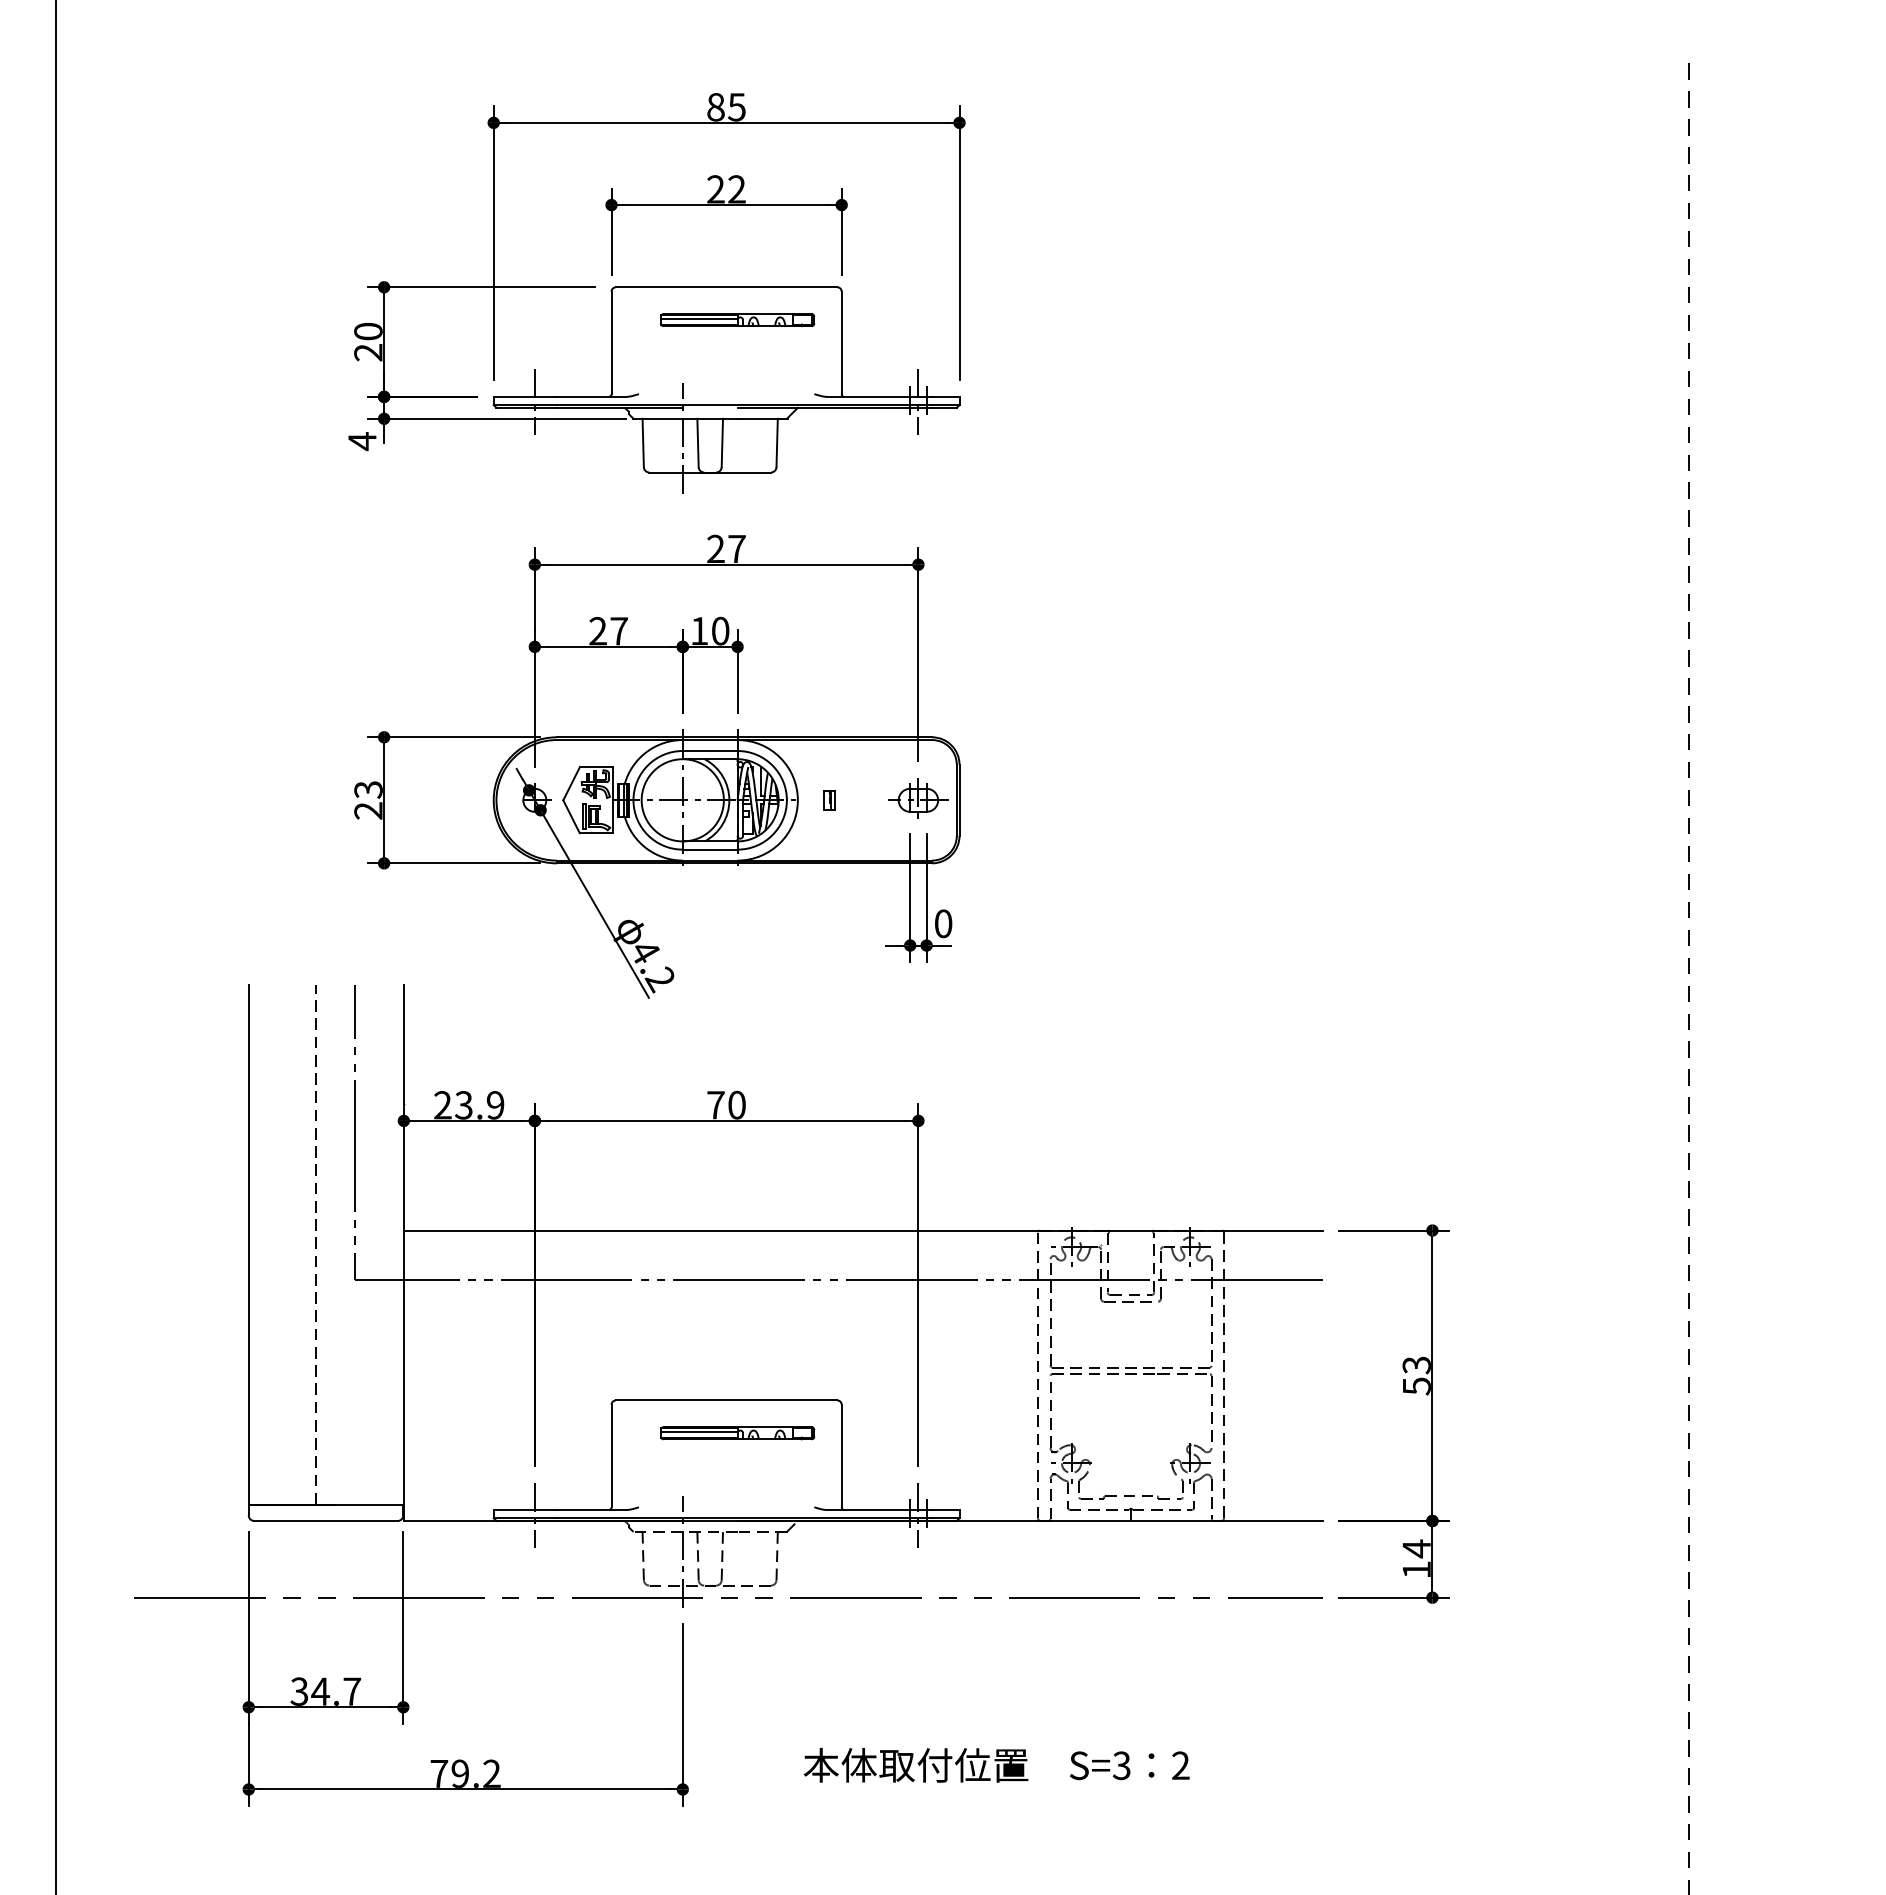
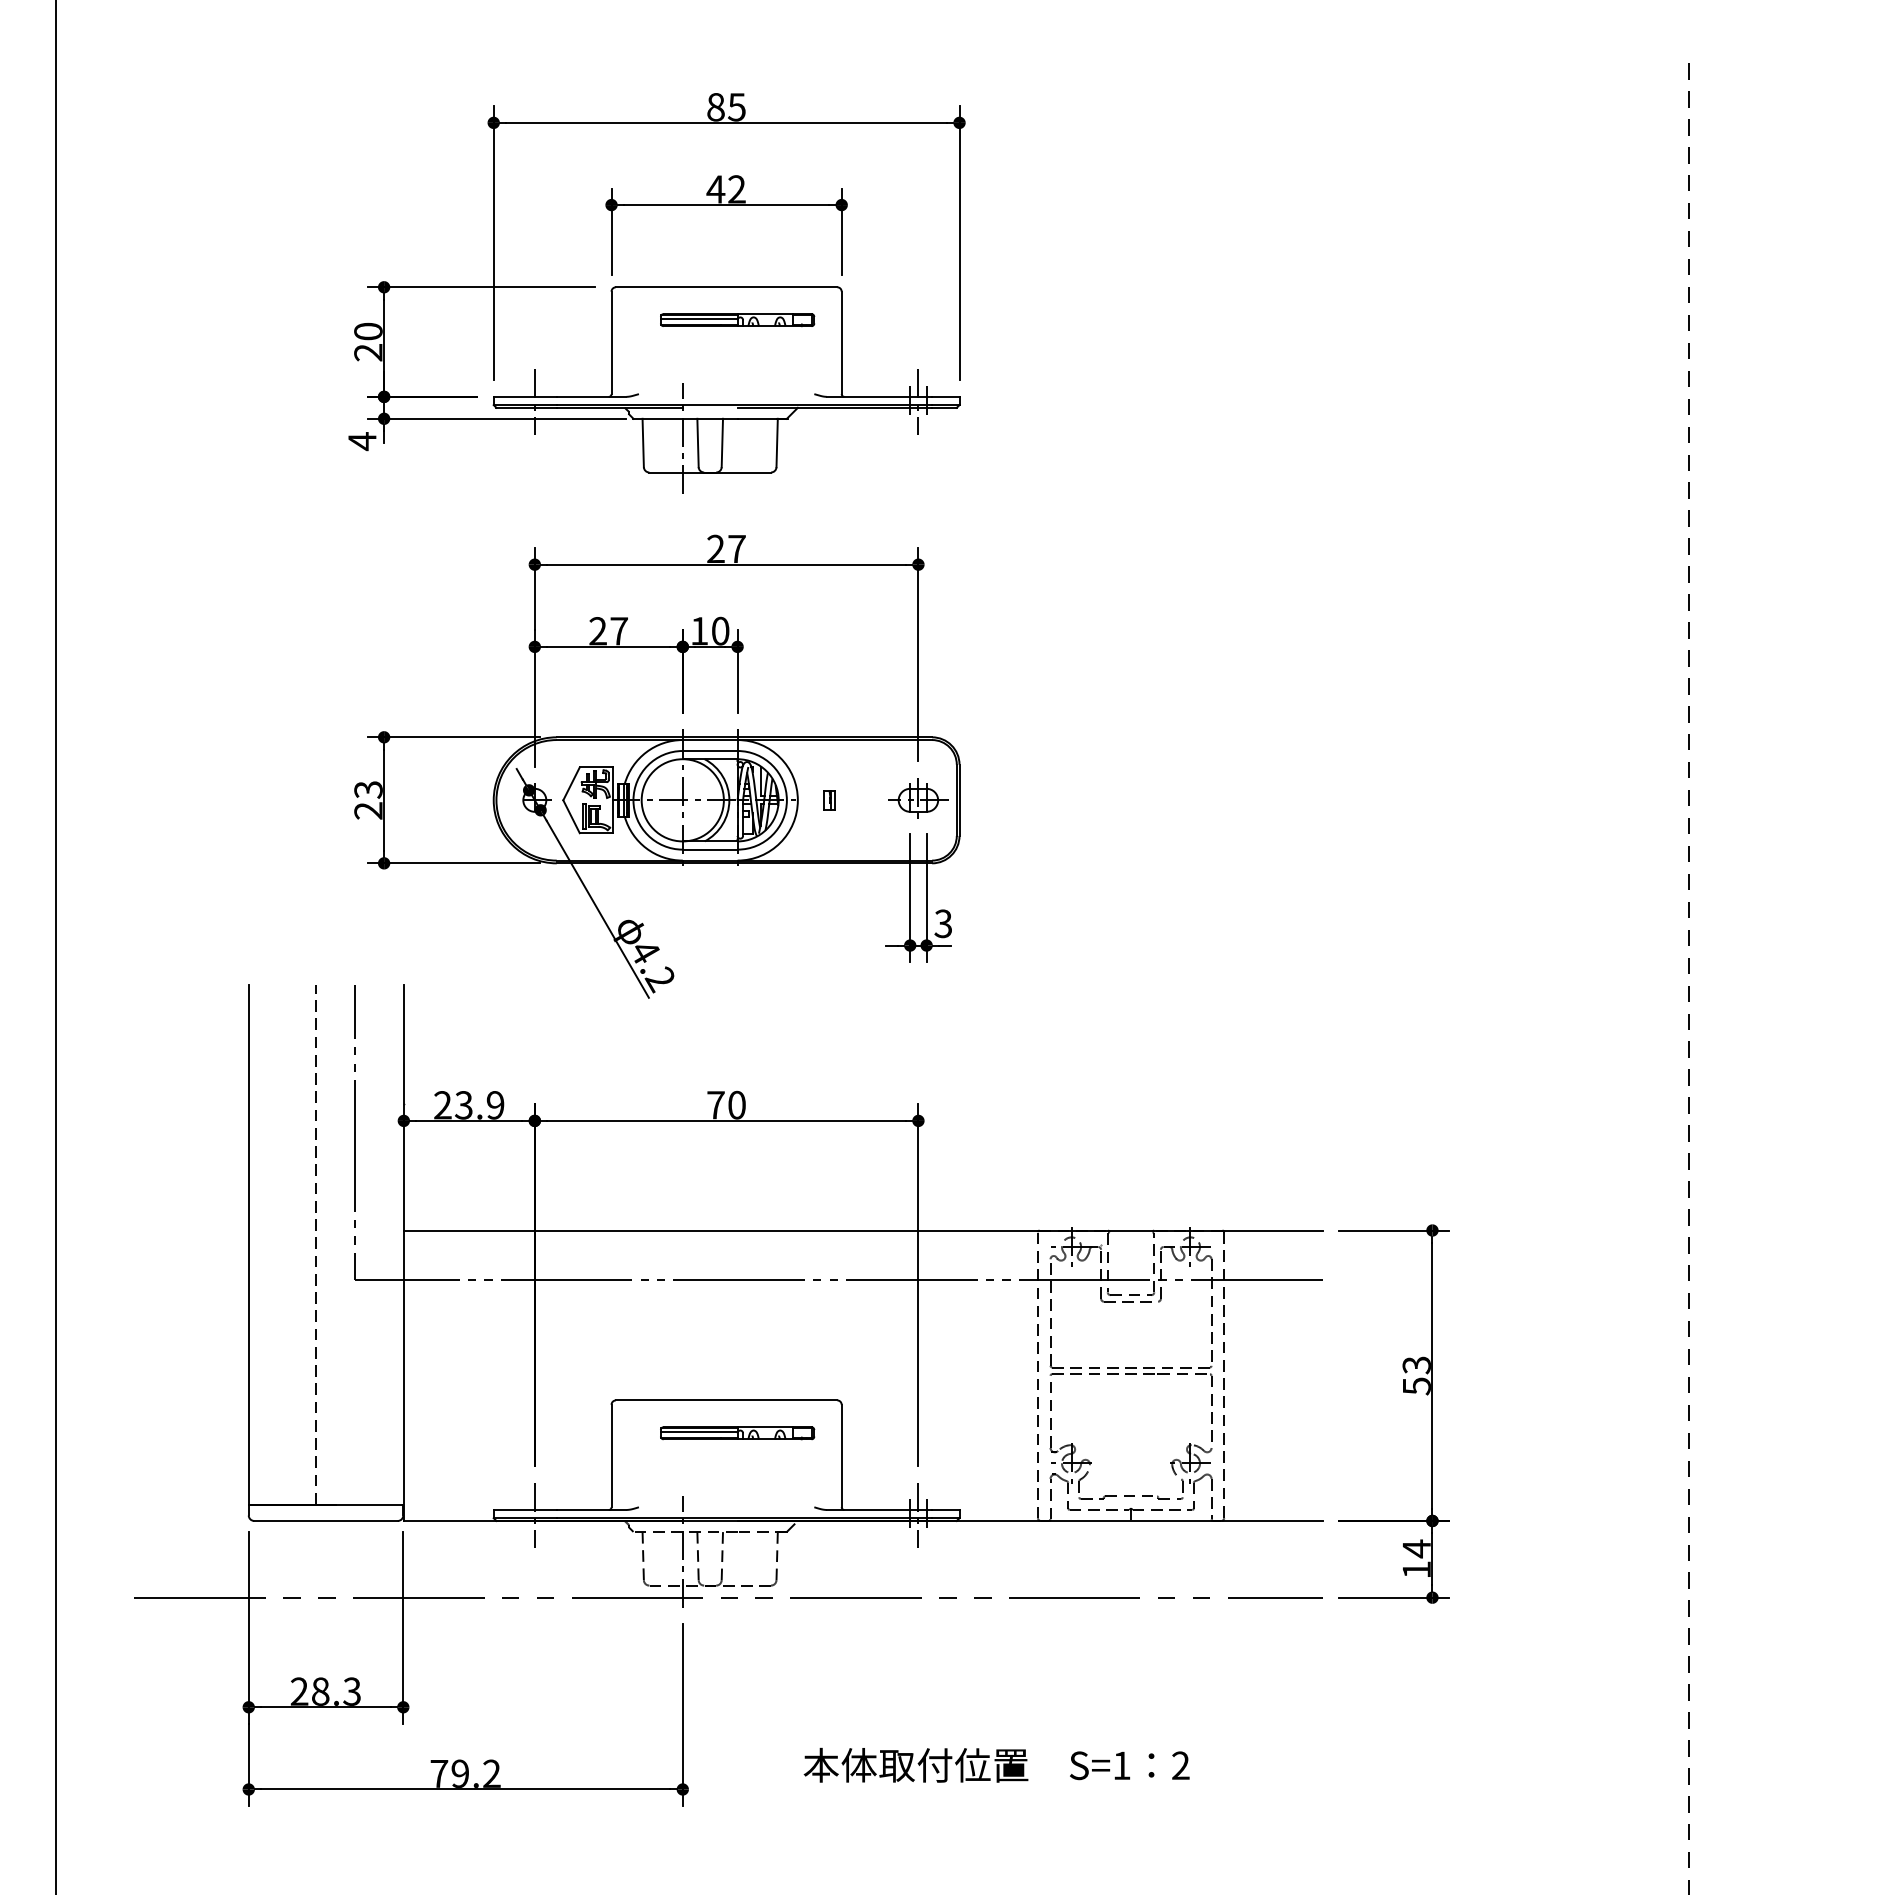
text: 22 -> 42 (715, 189)
text: 0 -> 3 (943, 923)
text: 34.7 -> 28.3 (325, 1691)
text: S=3 -> S=1 (1121, 1765)
